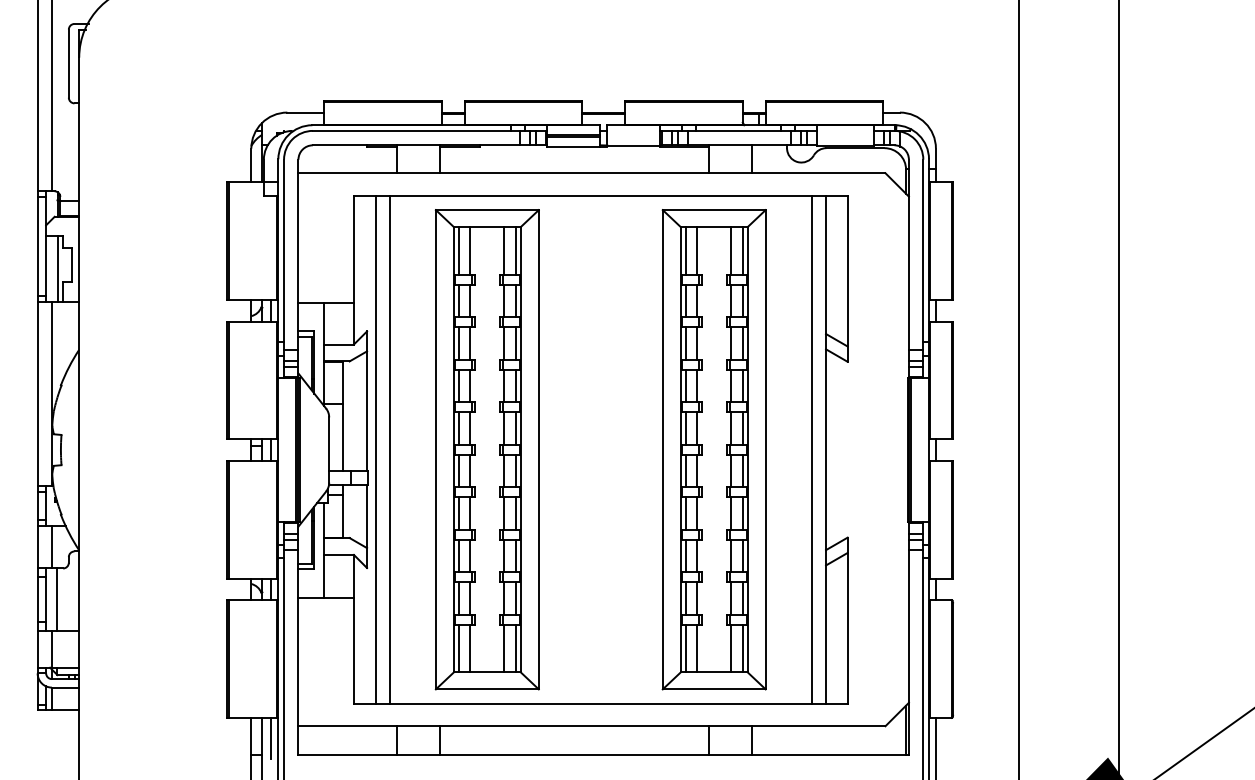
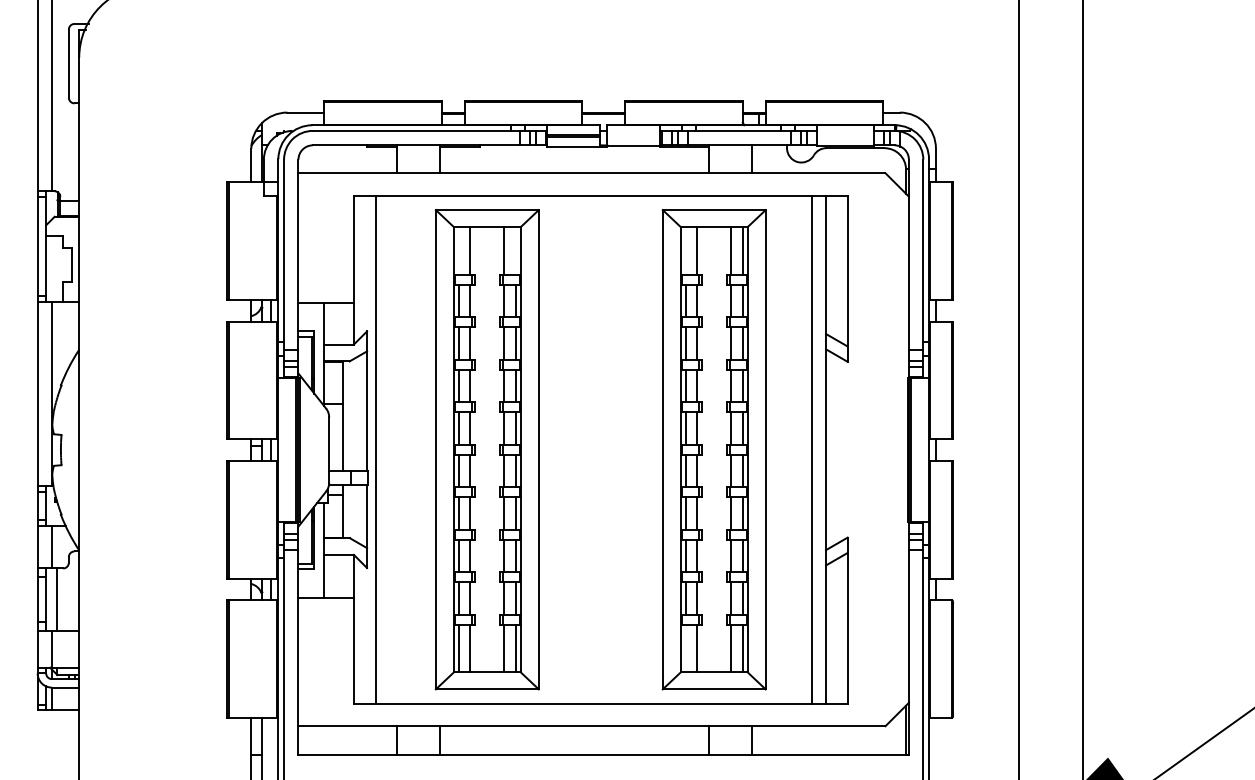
line: present -> none (458, 250)
line: present -> none (515, 250)
line: present -> none (685, 250)
line: present -> none (57, 268)
line position: (1119, 389) -> (1083, 389) (1083, 389)
line: present -> none (389, 449)
line: present -> none (685, 648)
line: present -> none (270, 737)
line: present -> none (935, 746)
